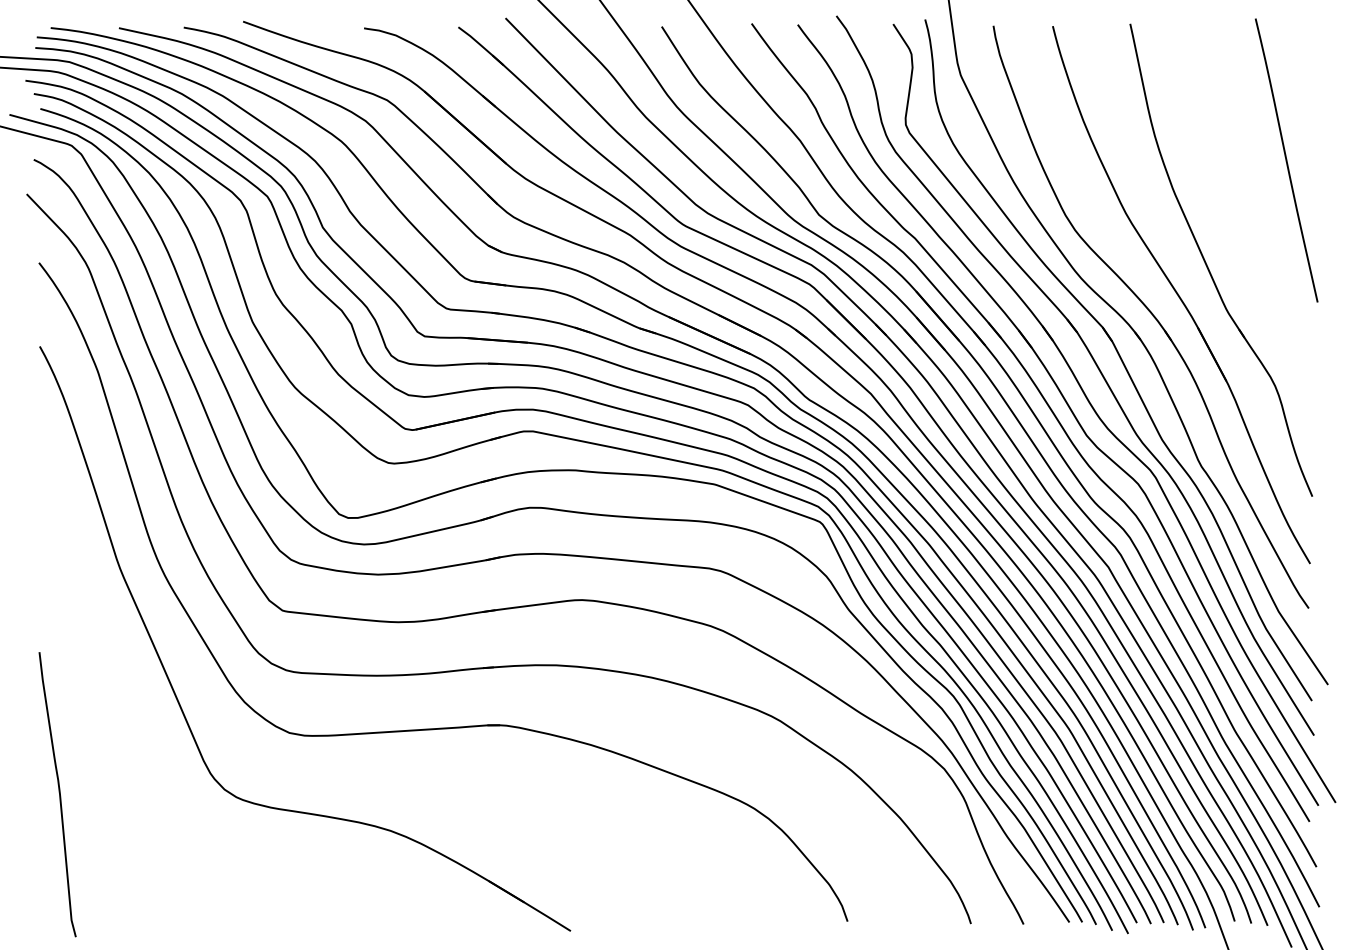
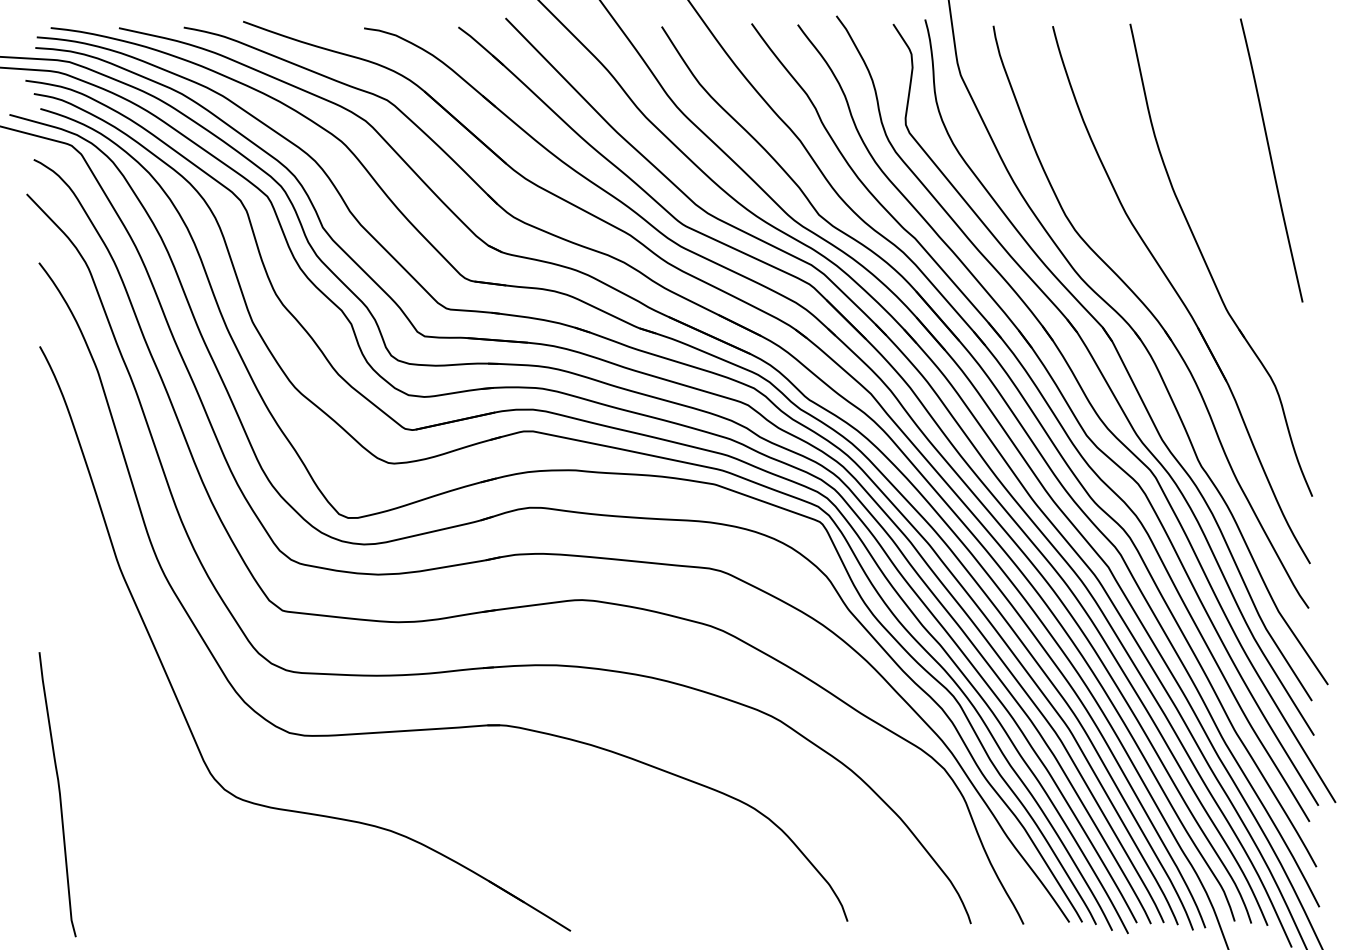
curve position: (1286, 160) -> (1271, 160) (1271, 160)
